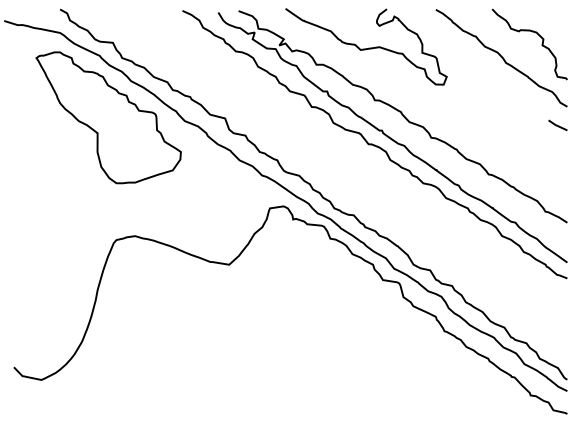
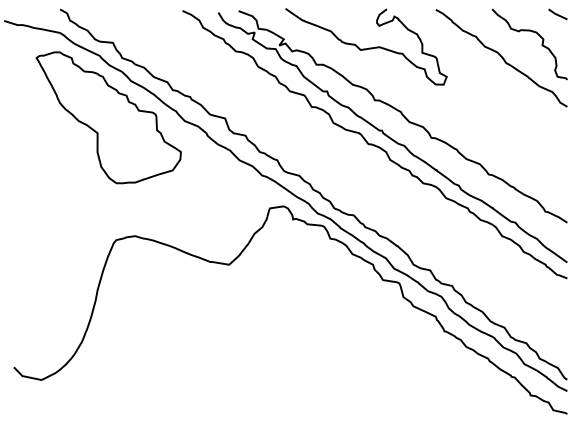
line position: (557, 125) -> (557, 14) (557, 14)
